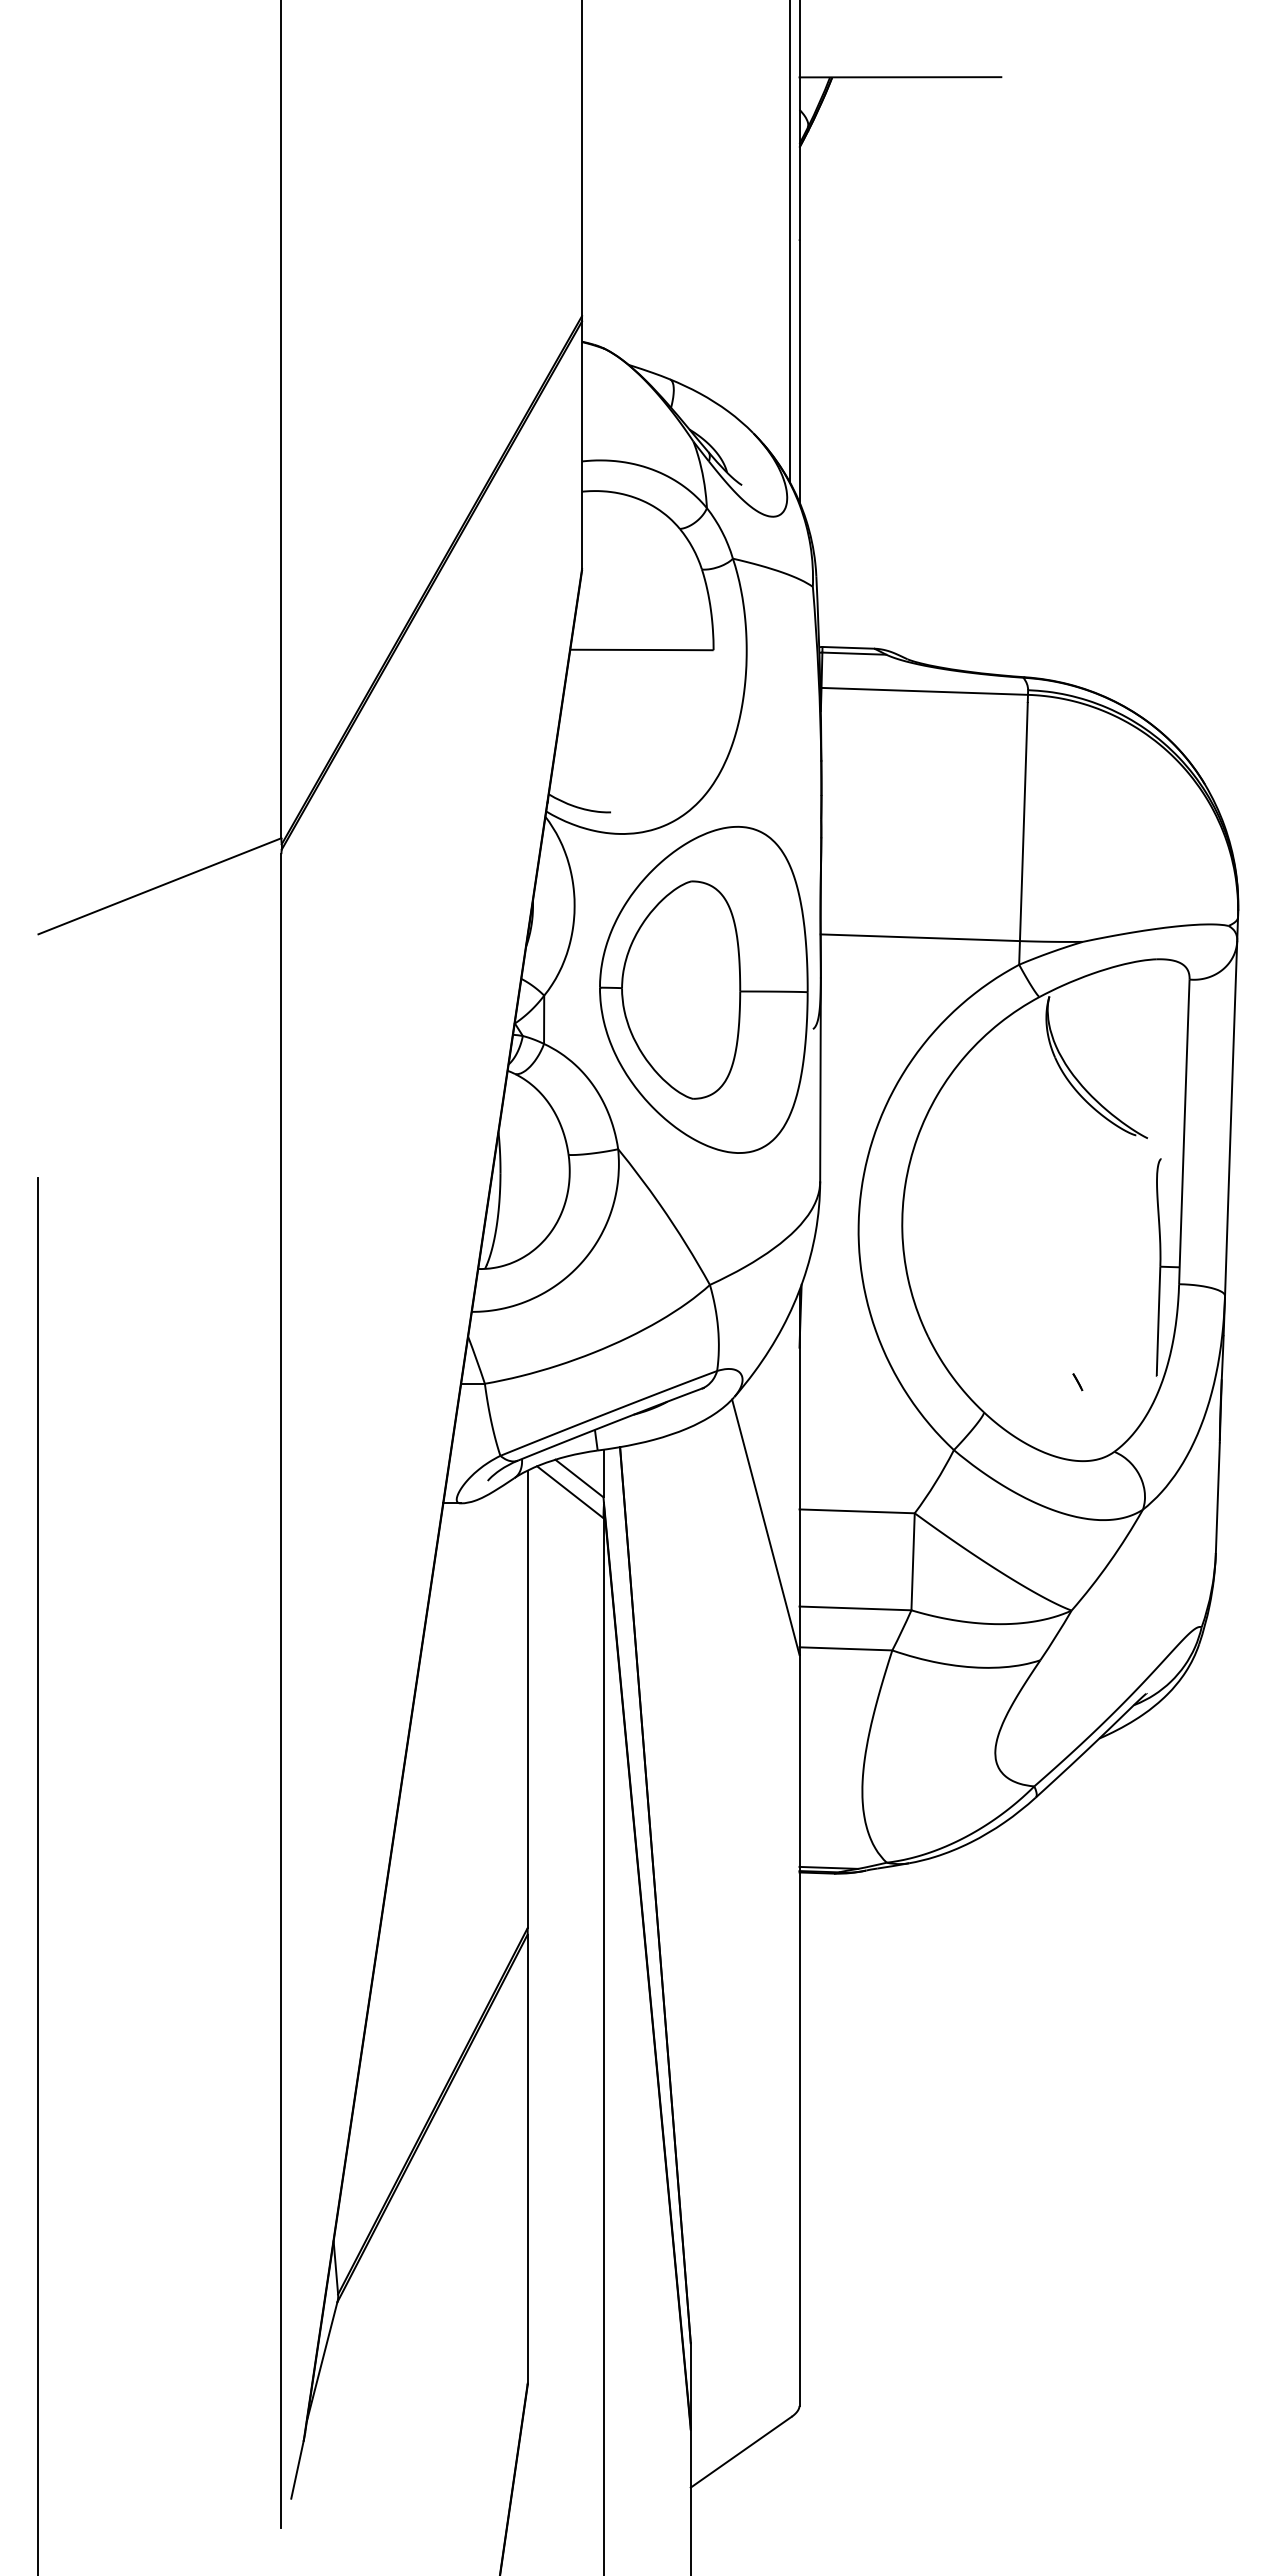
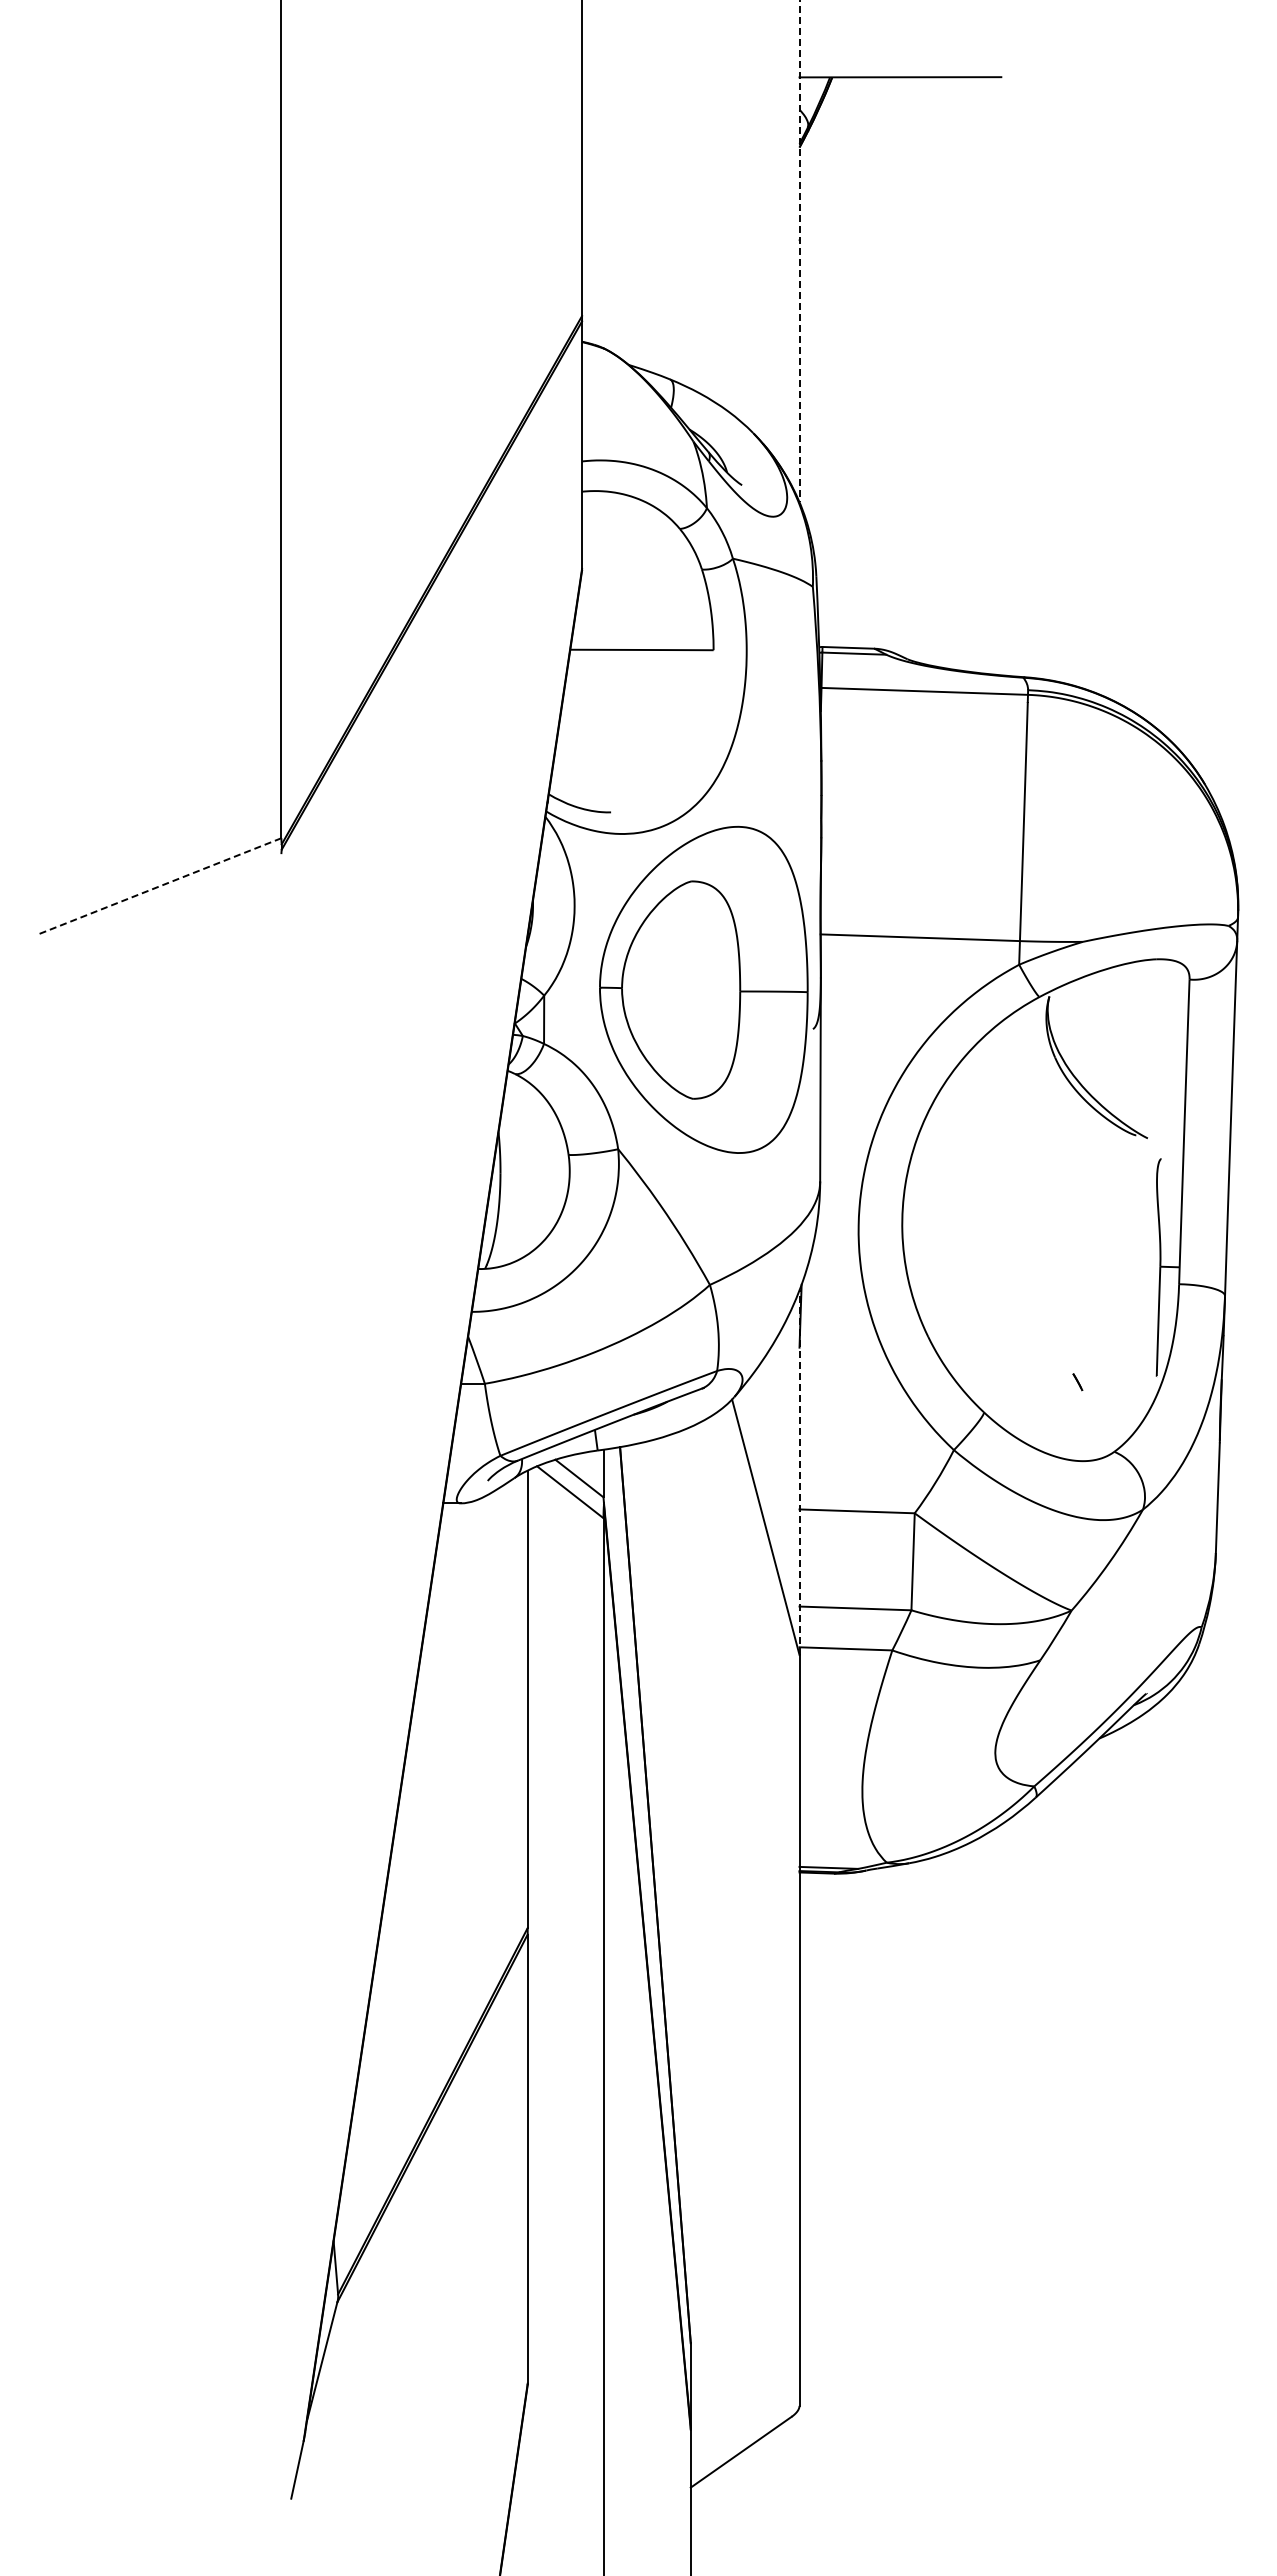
line: present -> none (790, 242)
line: solid -> dashed (799, 251)
line: solid -> dashed (159, 886)
line: solid -> dashed (799, 1472)
line: present -> none (281, 1691)
line: present -> none (38, 1874)
